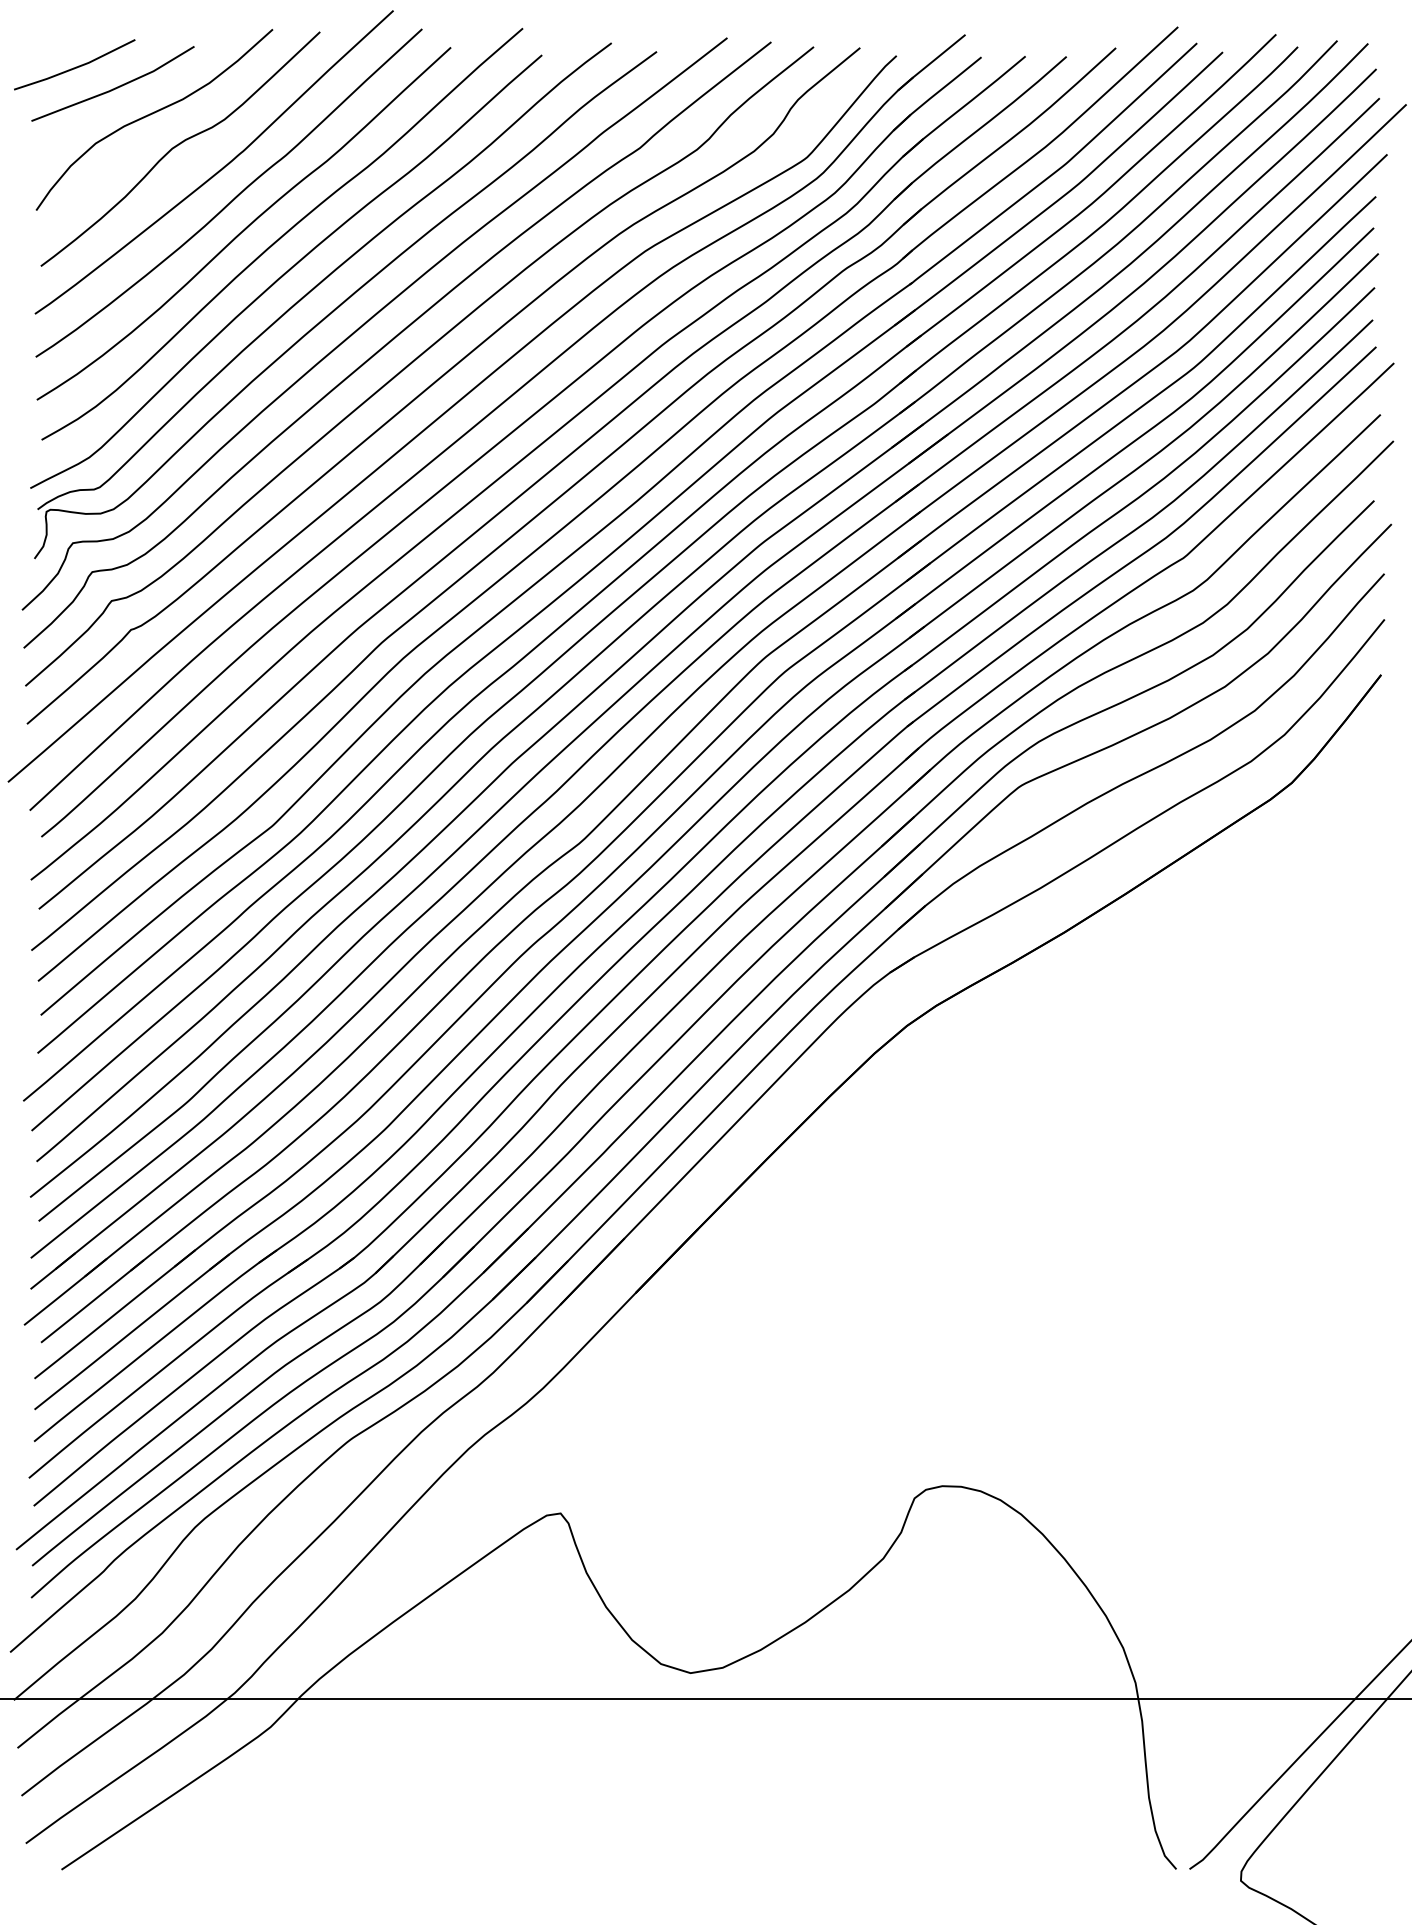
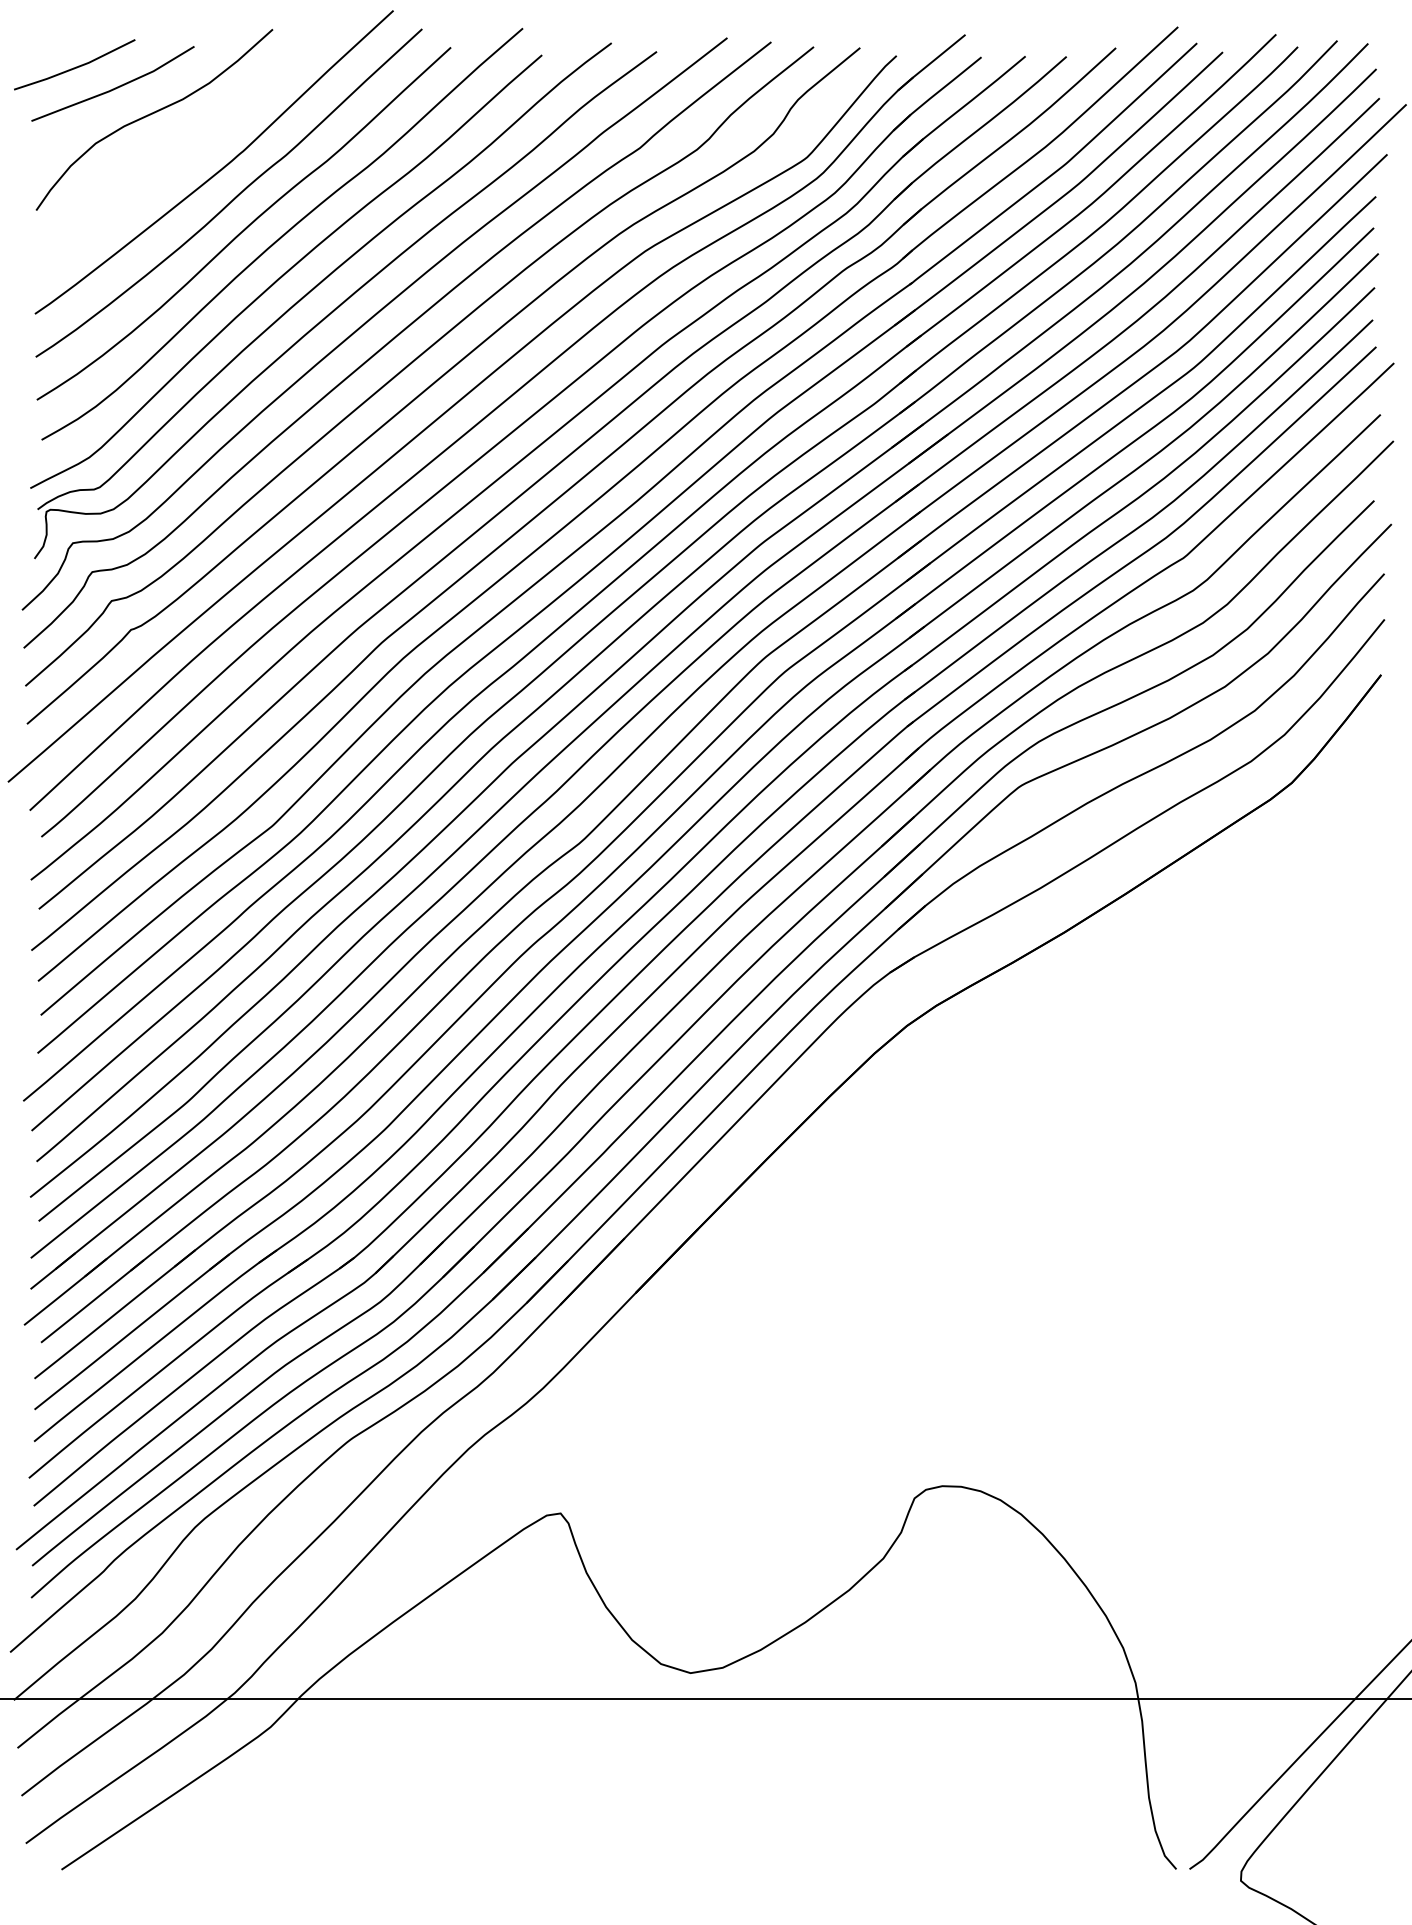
curve: present -> none (179, 145)
